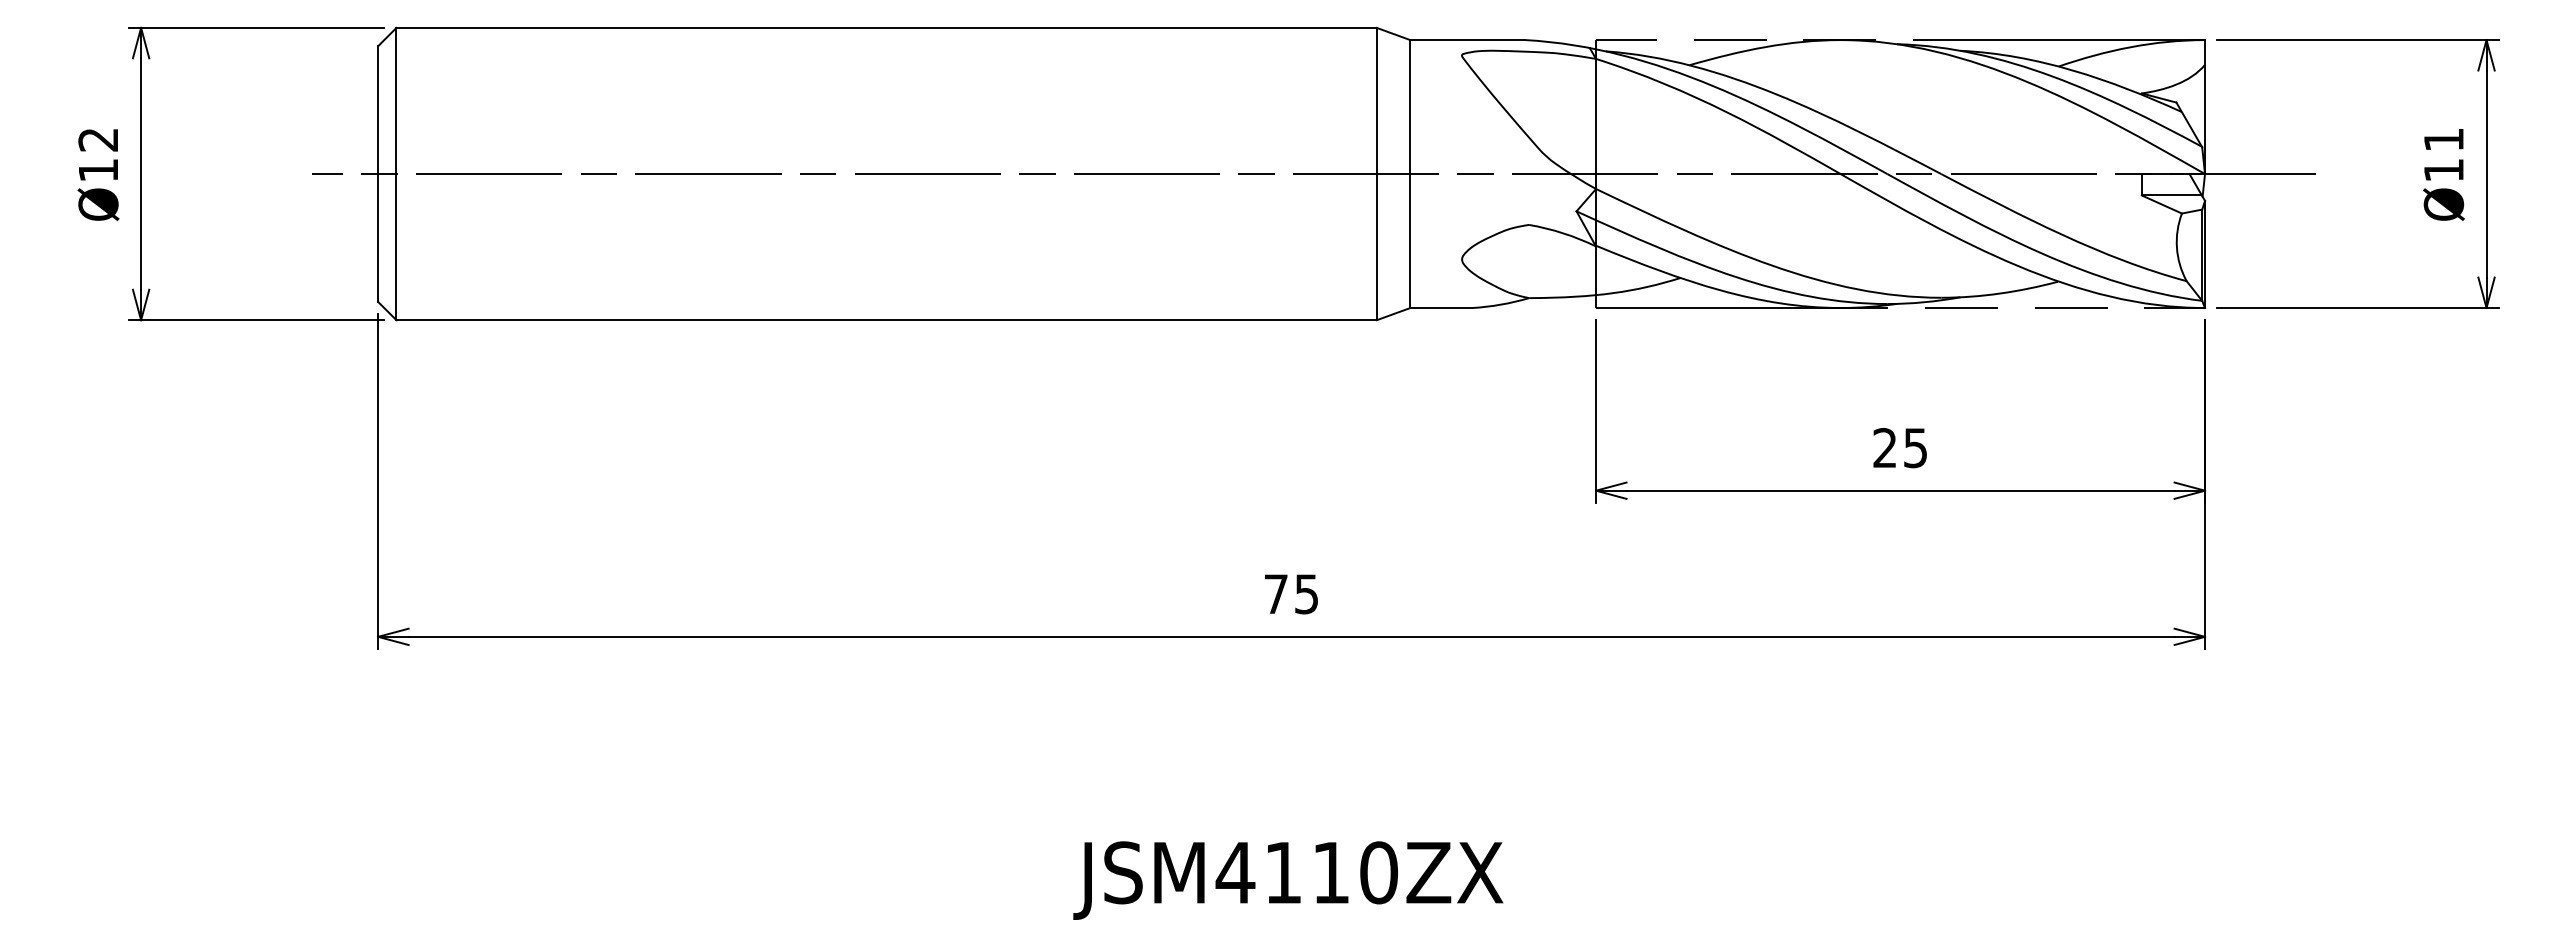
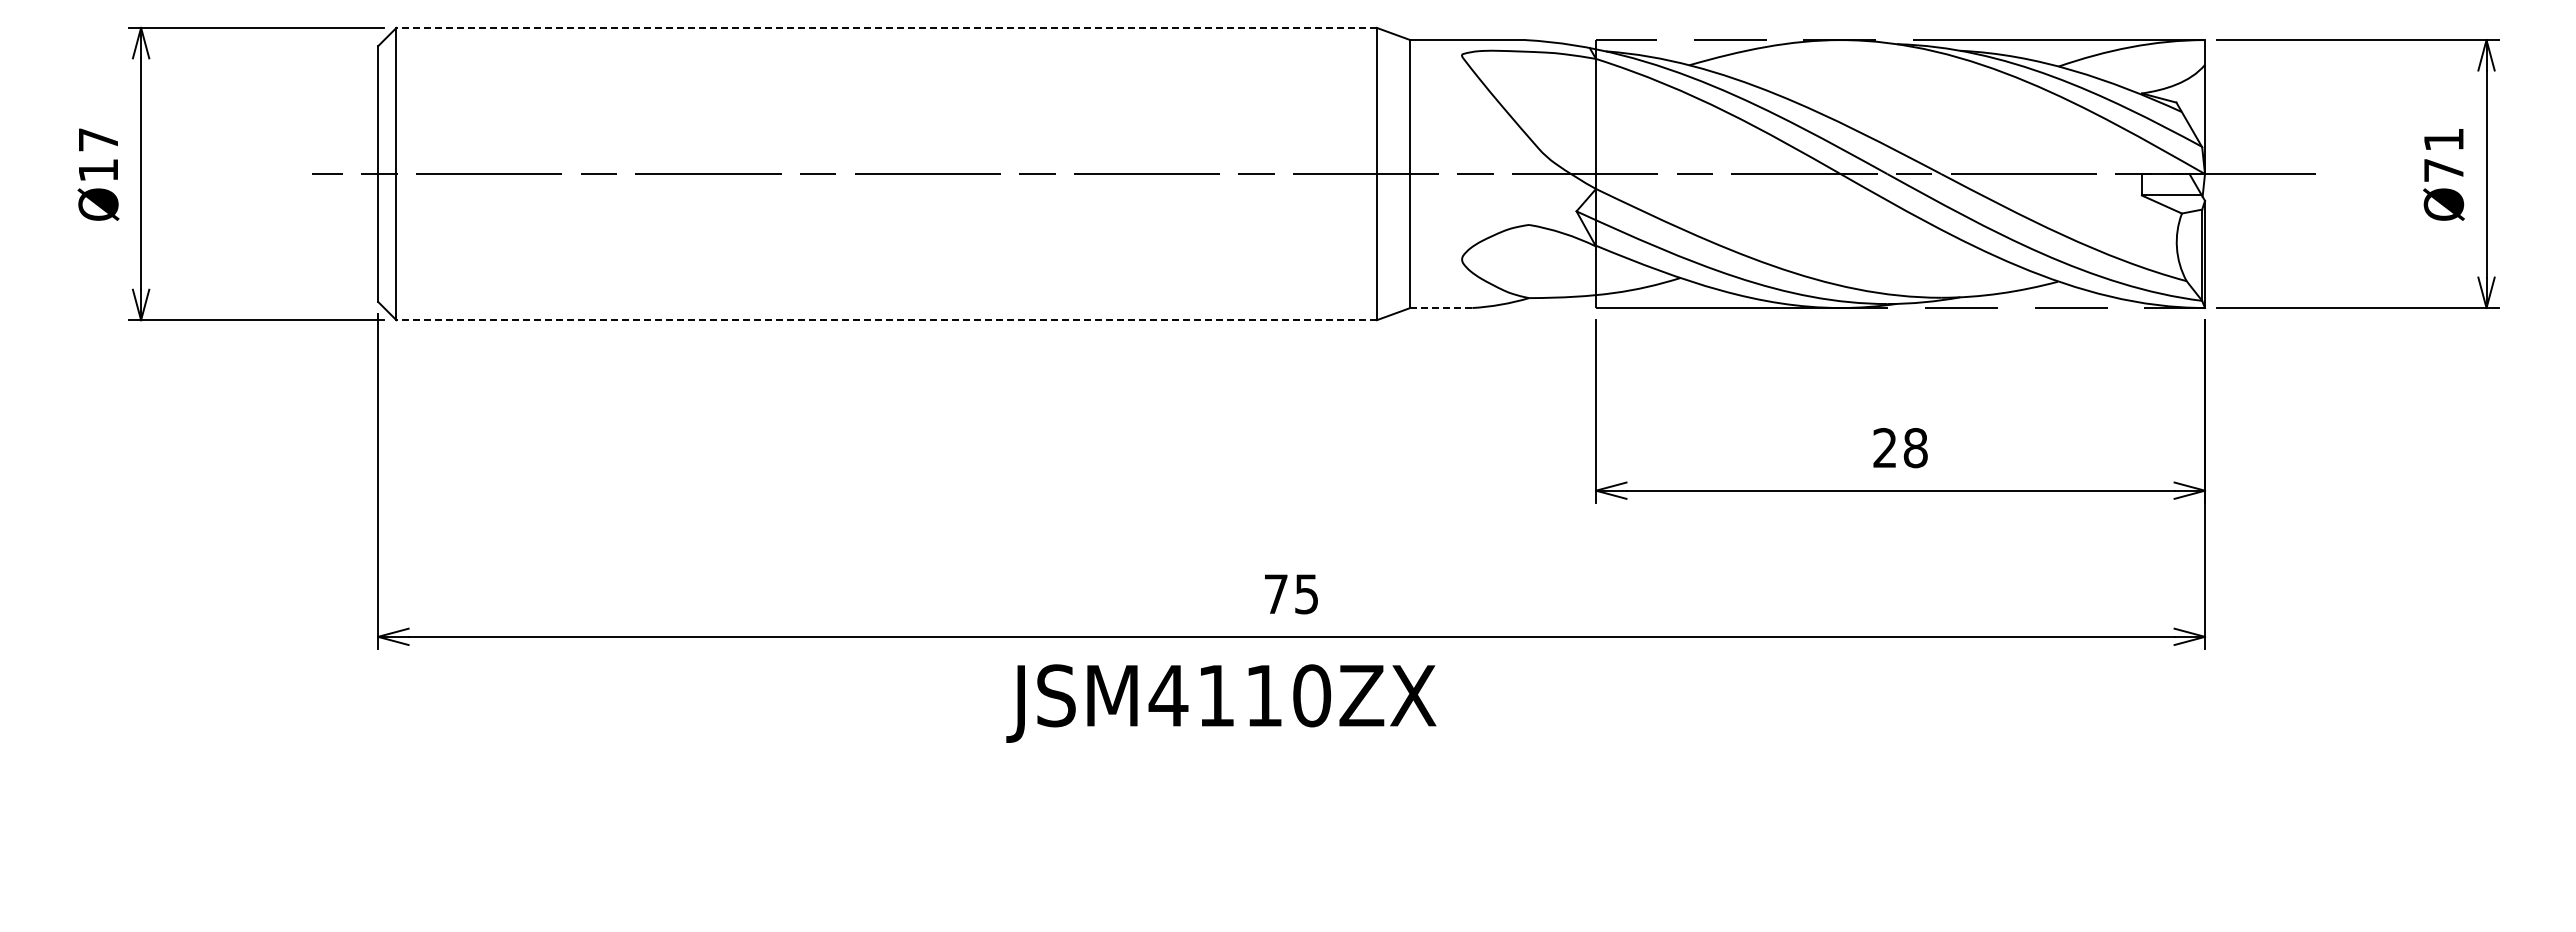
line: solid -> dashed (886, 27)
text: Ø12 -> Ø17 (97, 139)
text: Ø11 -> Ø71 (2443, 170)
line: solid -> dashed (1440, 308)
line: solid -> dashed (886, 320)
text: 25 -> 28 (1915, 448)
text position: (1288, 880) -> (1221, 703) (1221, 703)
